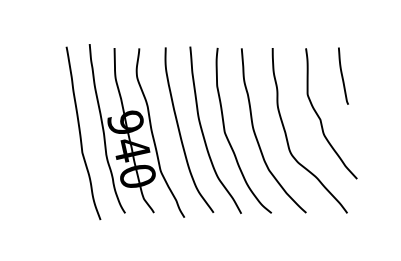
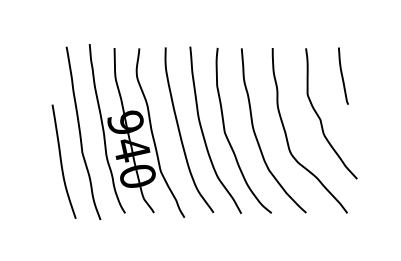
curve: none -> present (62, 162)
